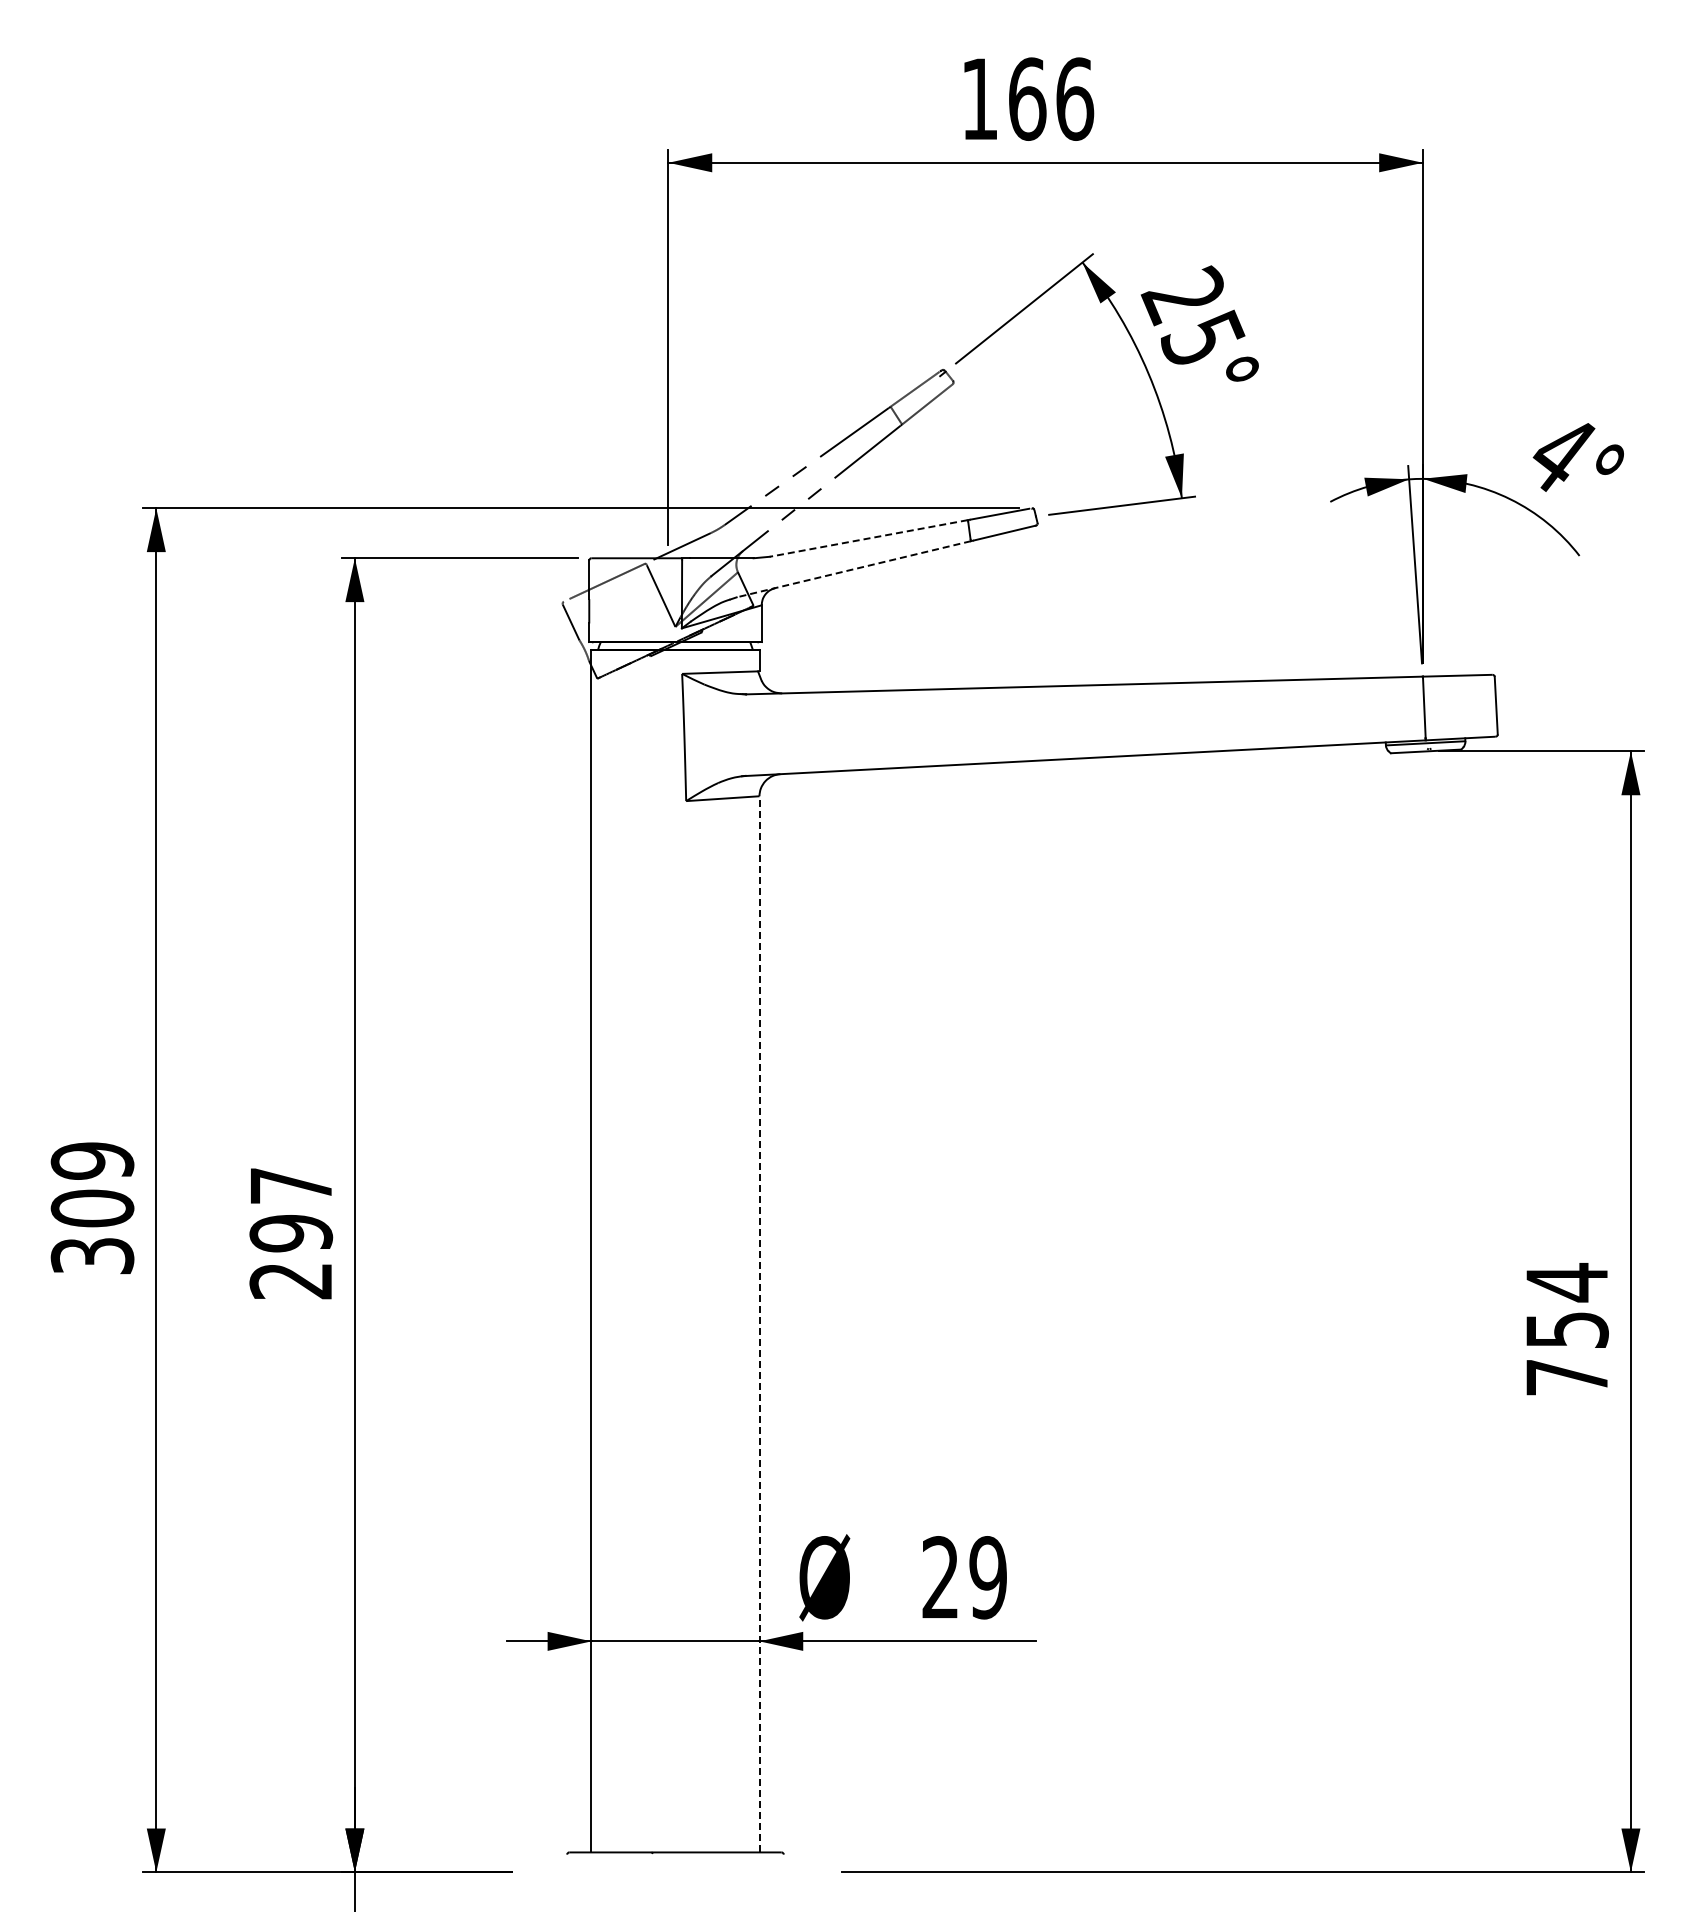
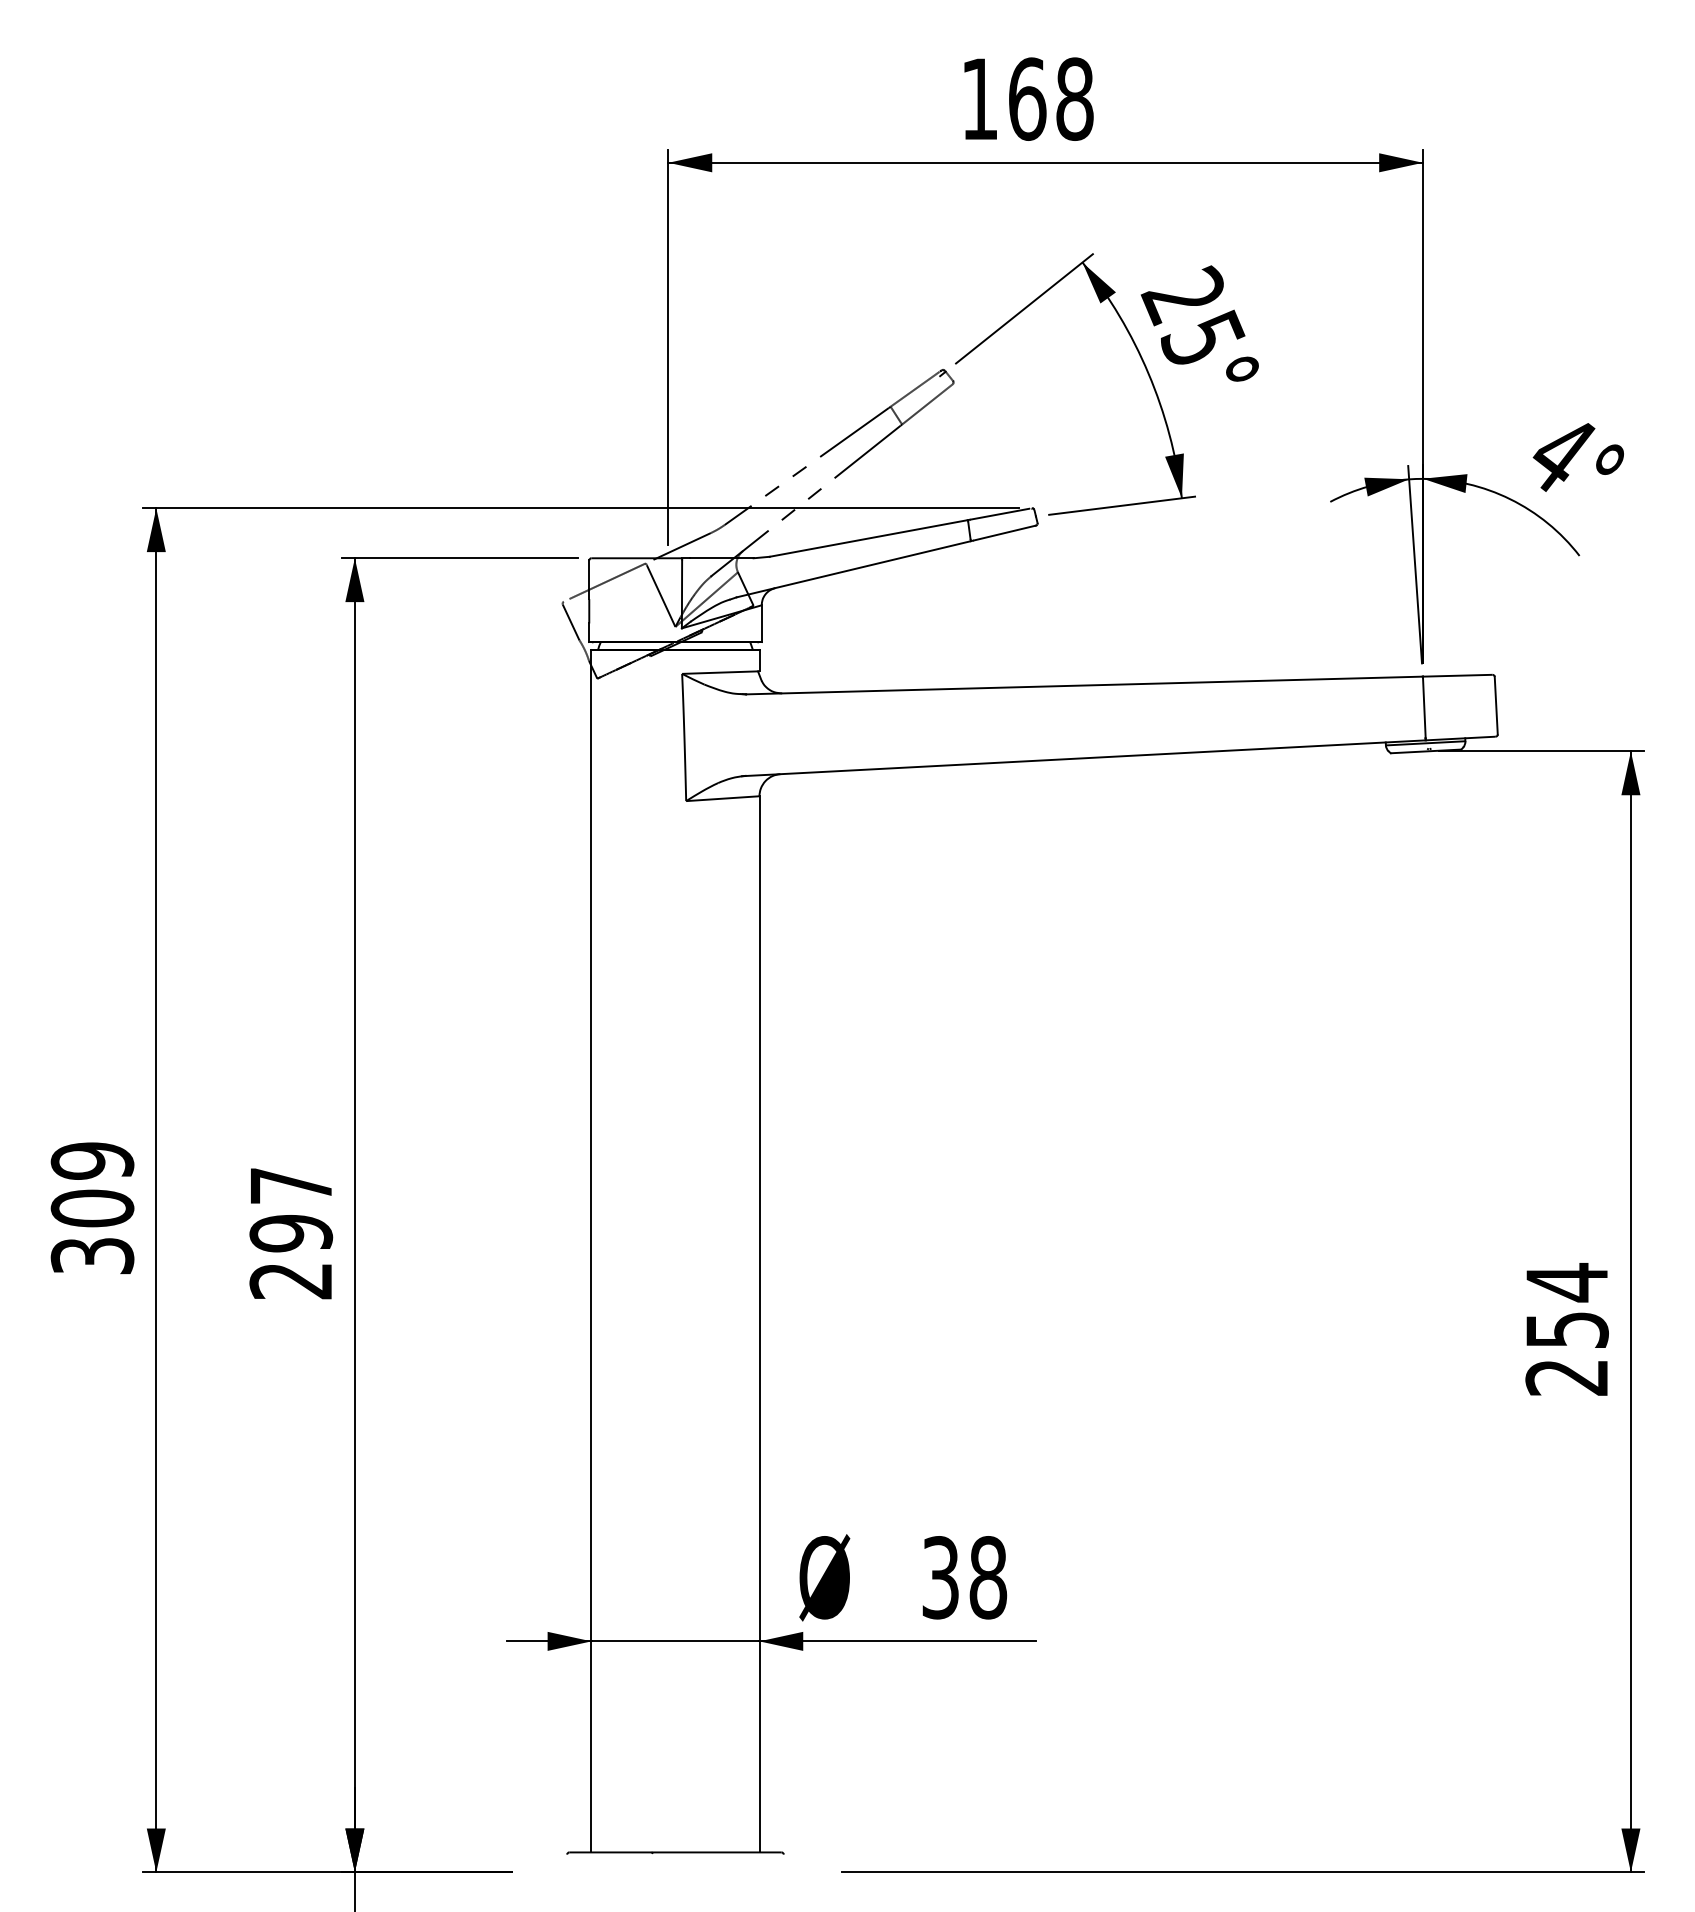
text: 166 -> 168 (1075, 98)
line: dashed -> solid (868, 538)
line: dashed -> solid (853, 569)
line: dashed -> solid (759, 1323)
text: 754 -> 254 (1566, 1377)
text: 29 -> 38 (964, 1577)
